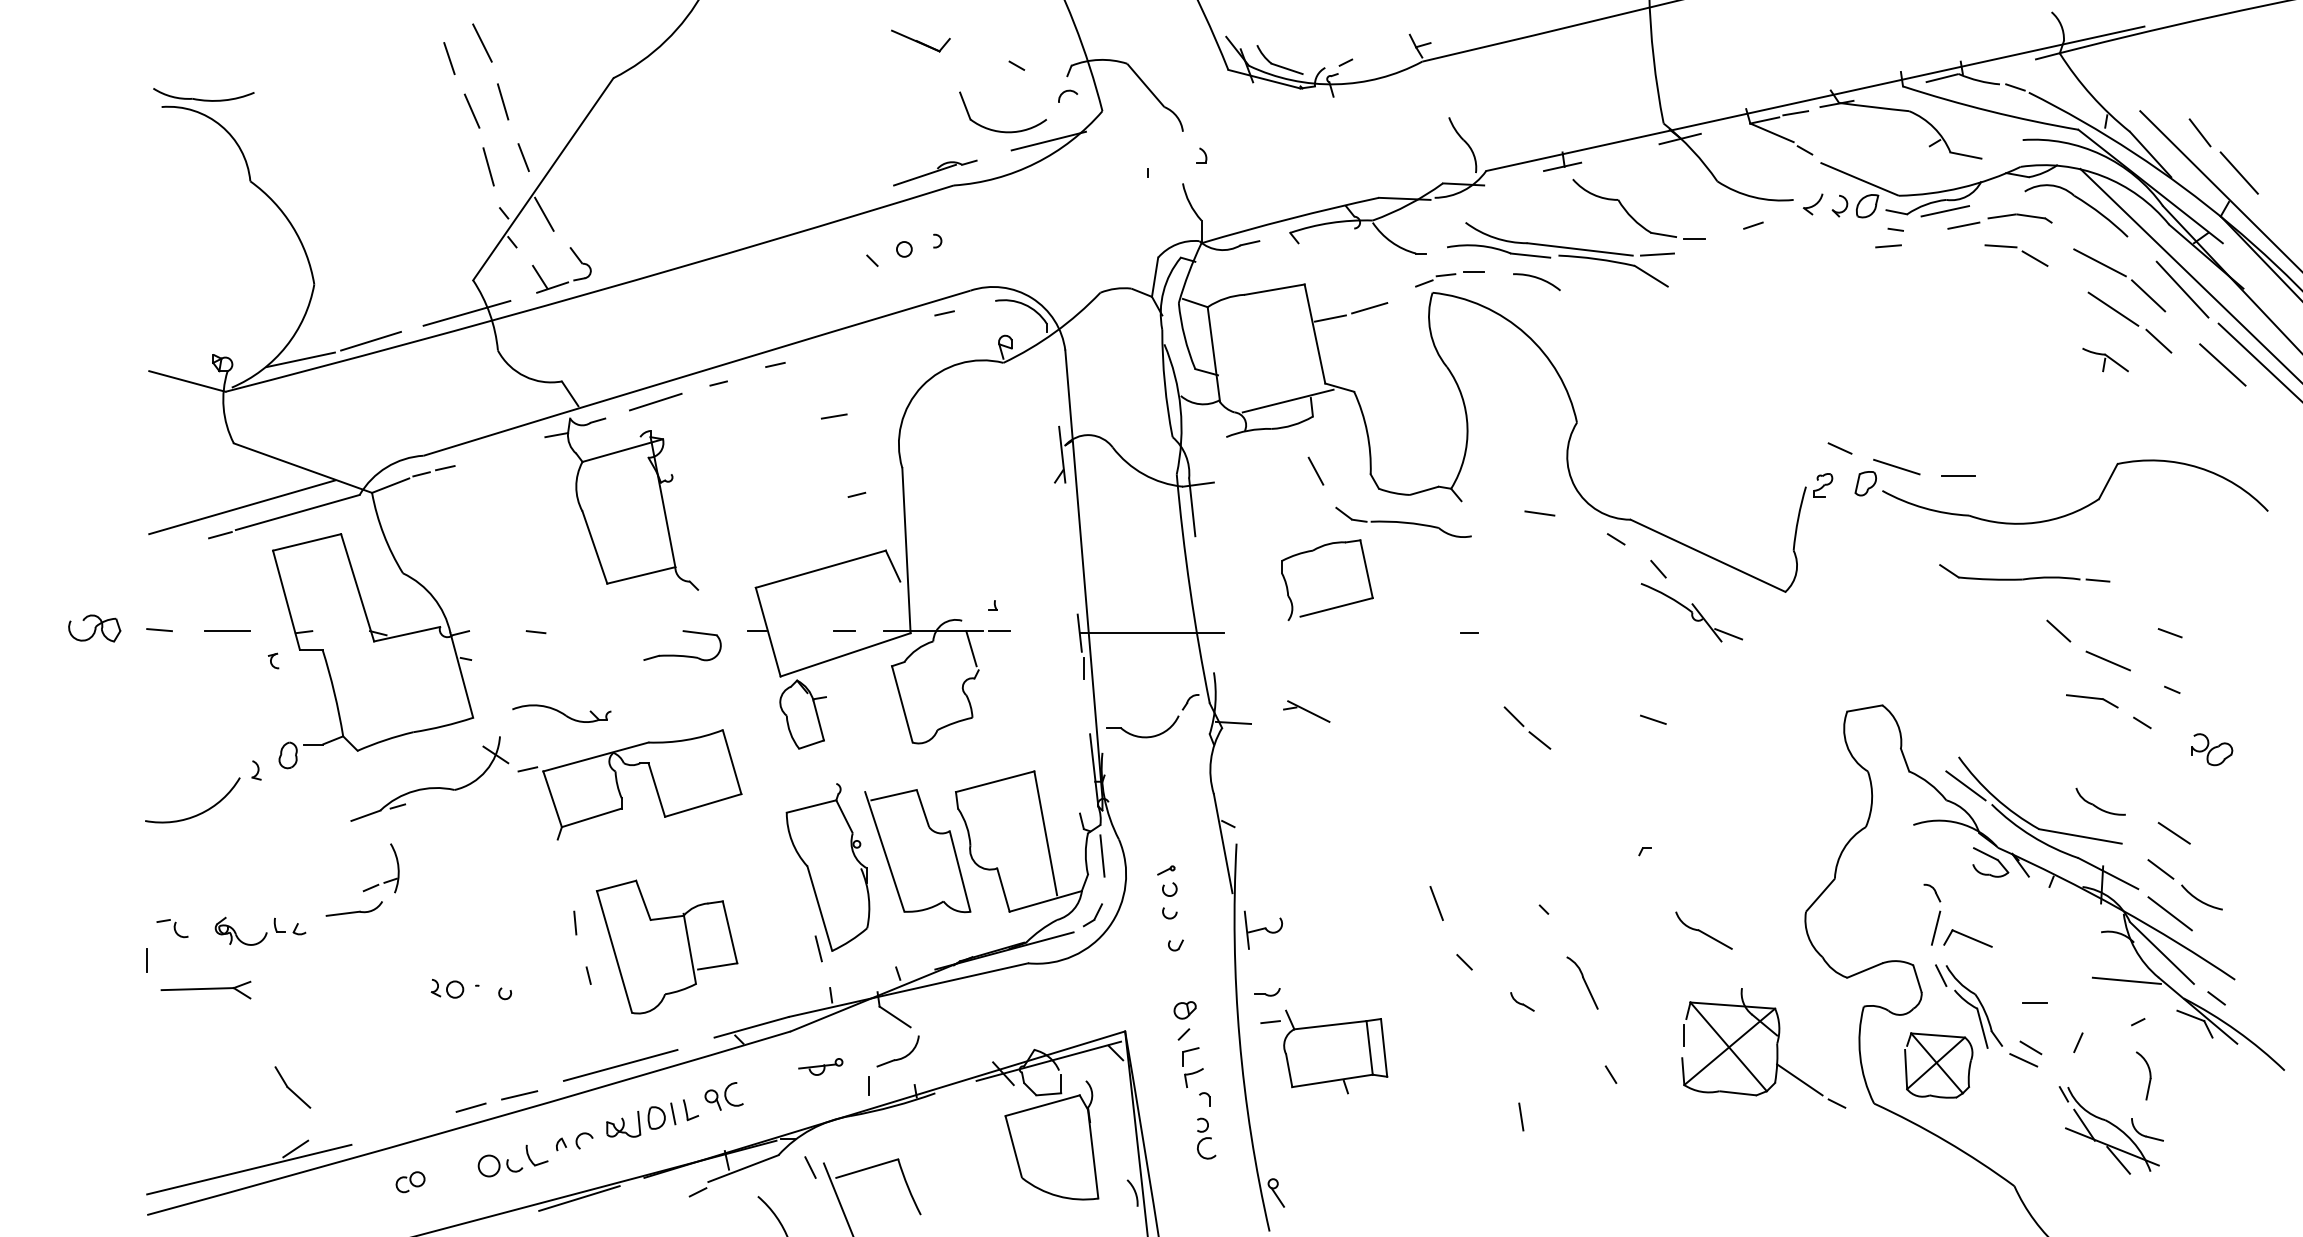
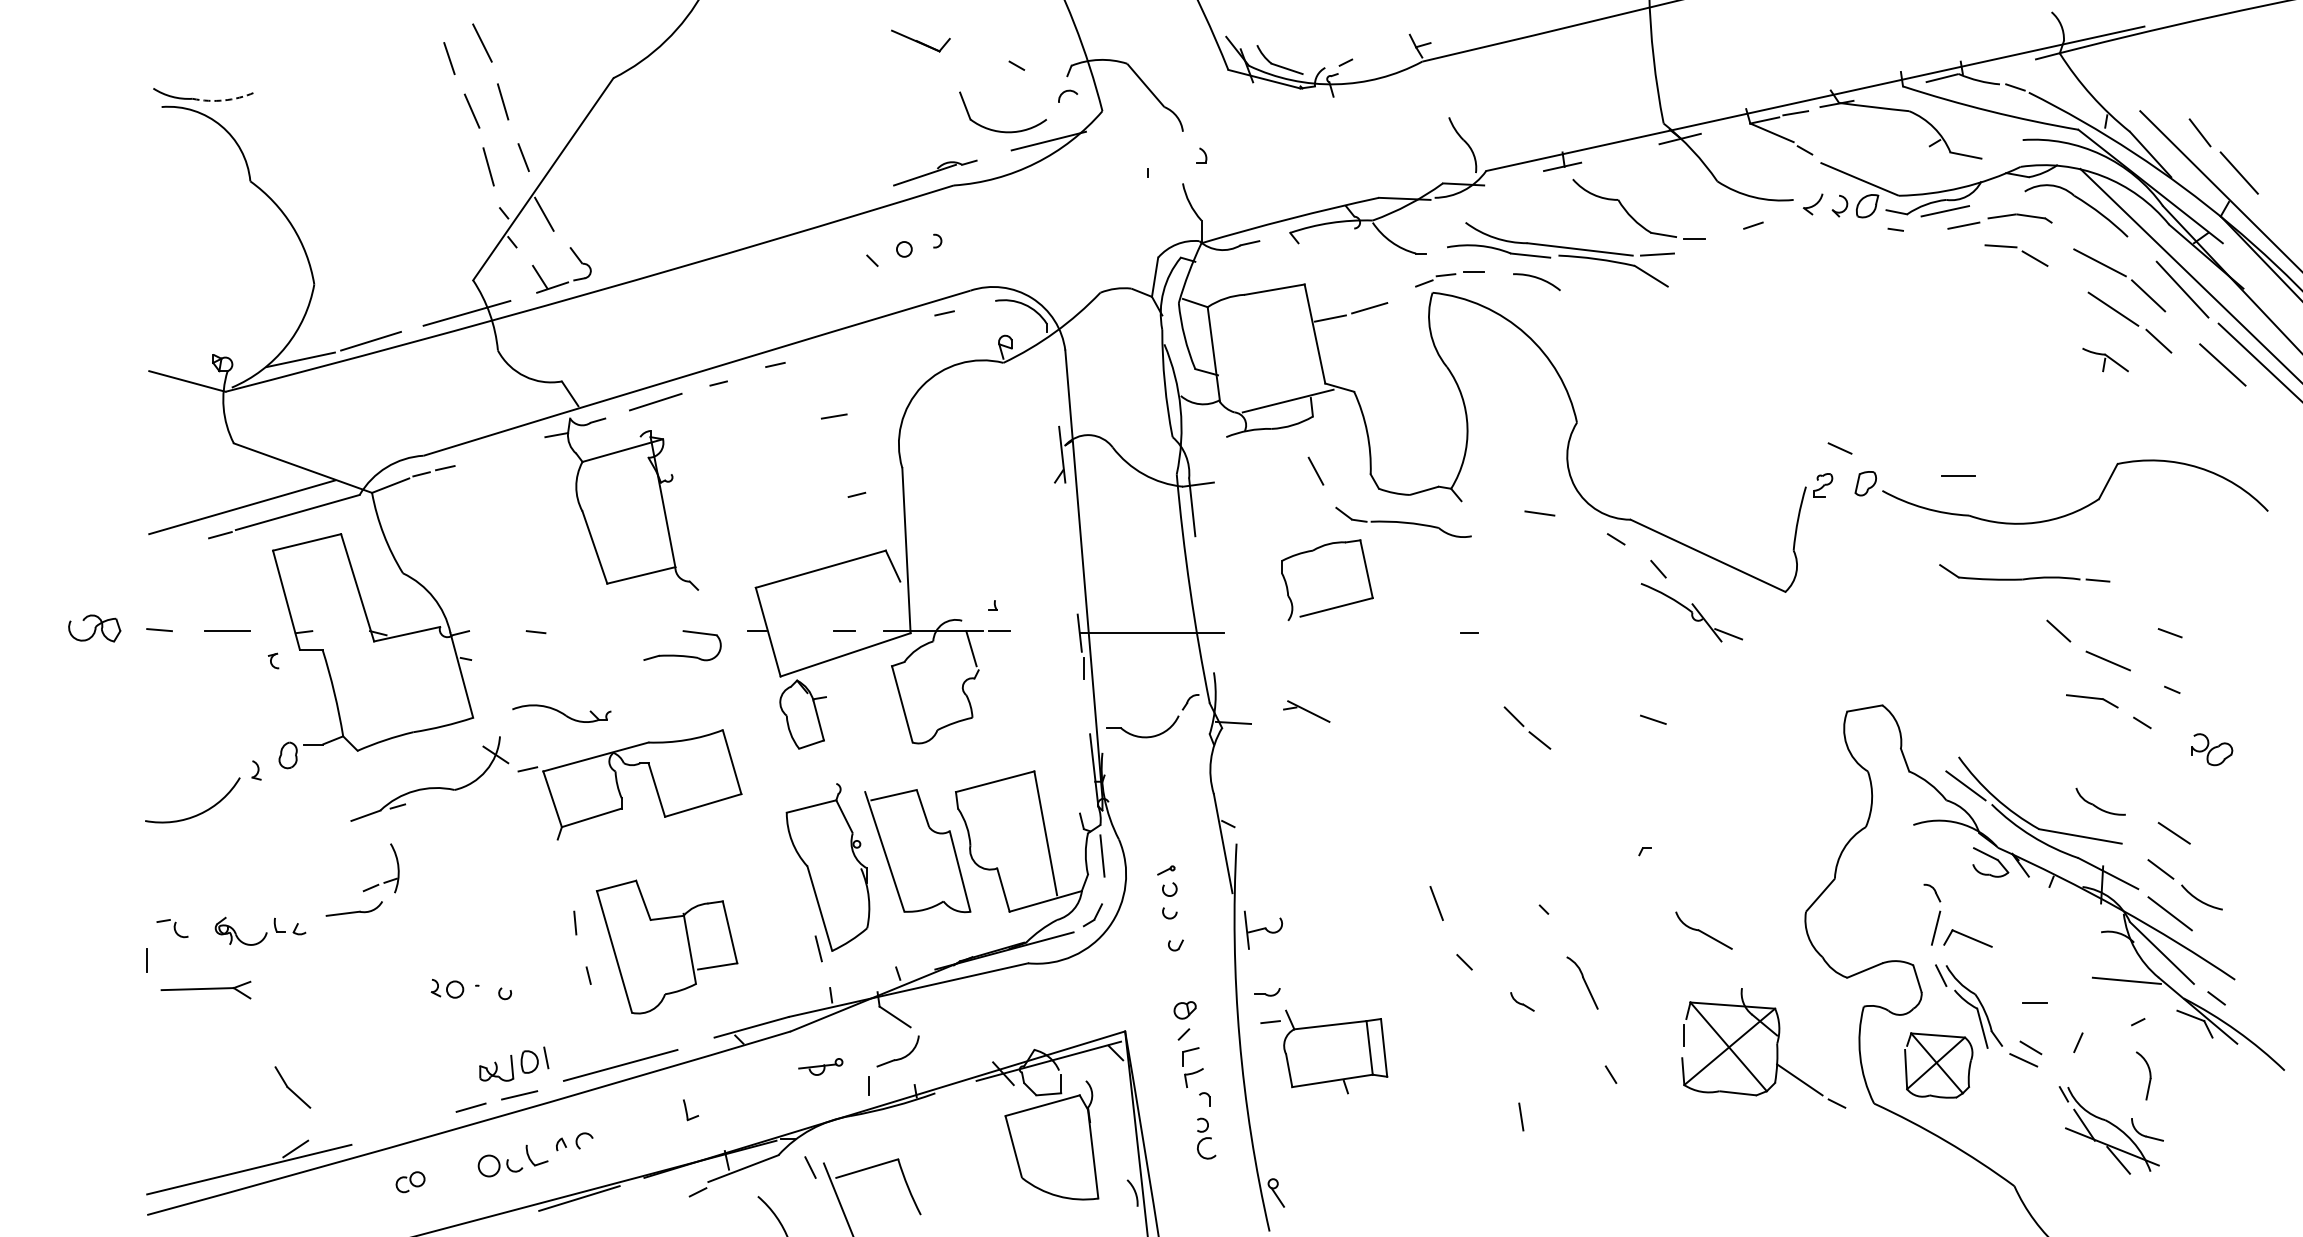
arc: solid -> dashed (224, 100)
line: present -> none (1888, 246)
line: present -> none (1896, 466)
part: present -> none (723, 1096)
part position: (641, 1119) -> (514, 1063) (514, 1063)
